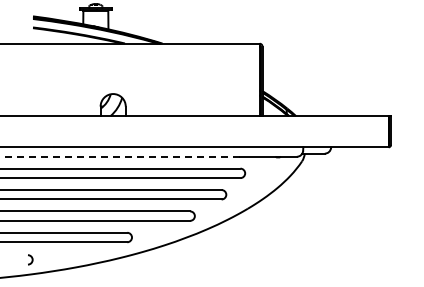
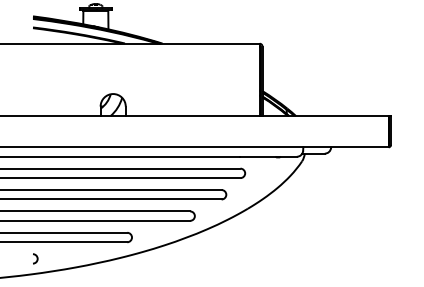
line: dashed -> solid (120, 156)
arc position: (31, 259) -> (36, 258) (36, 258)
